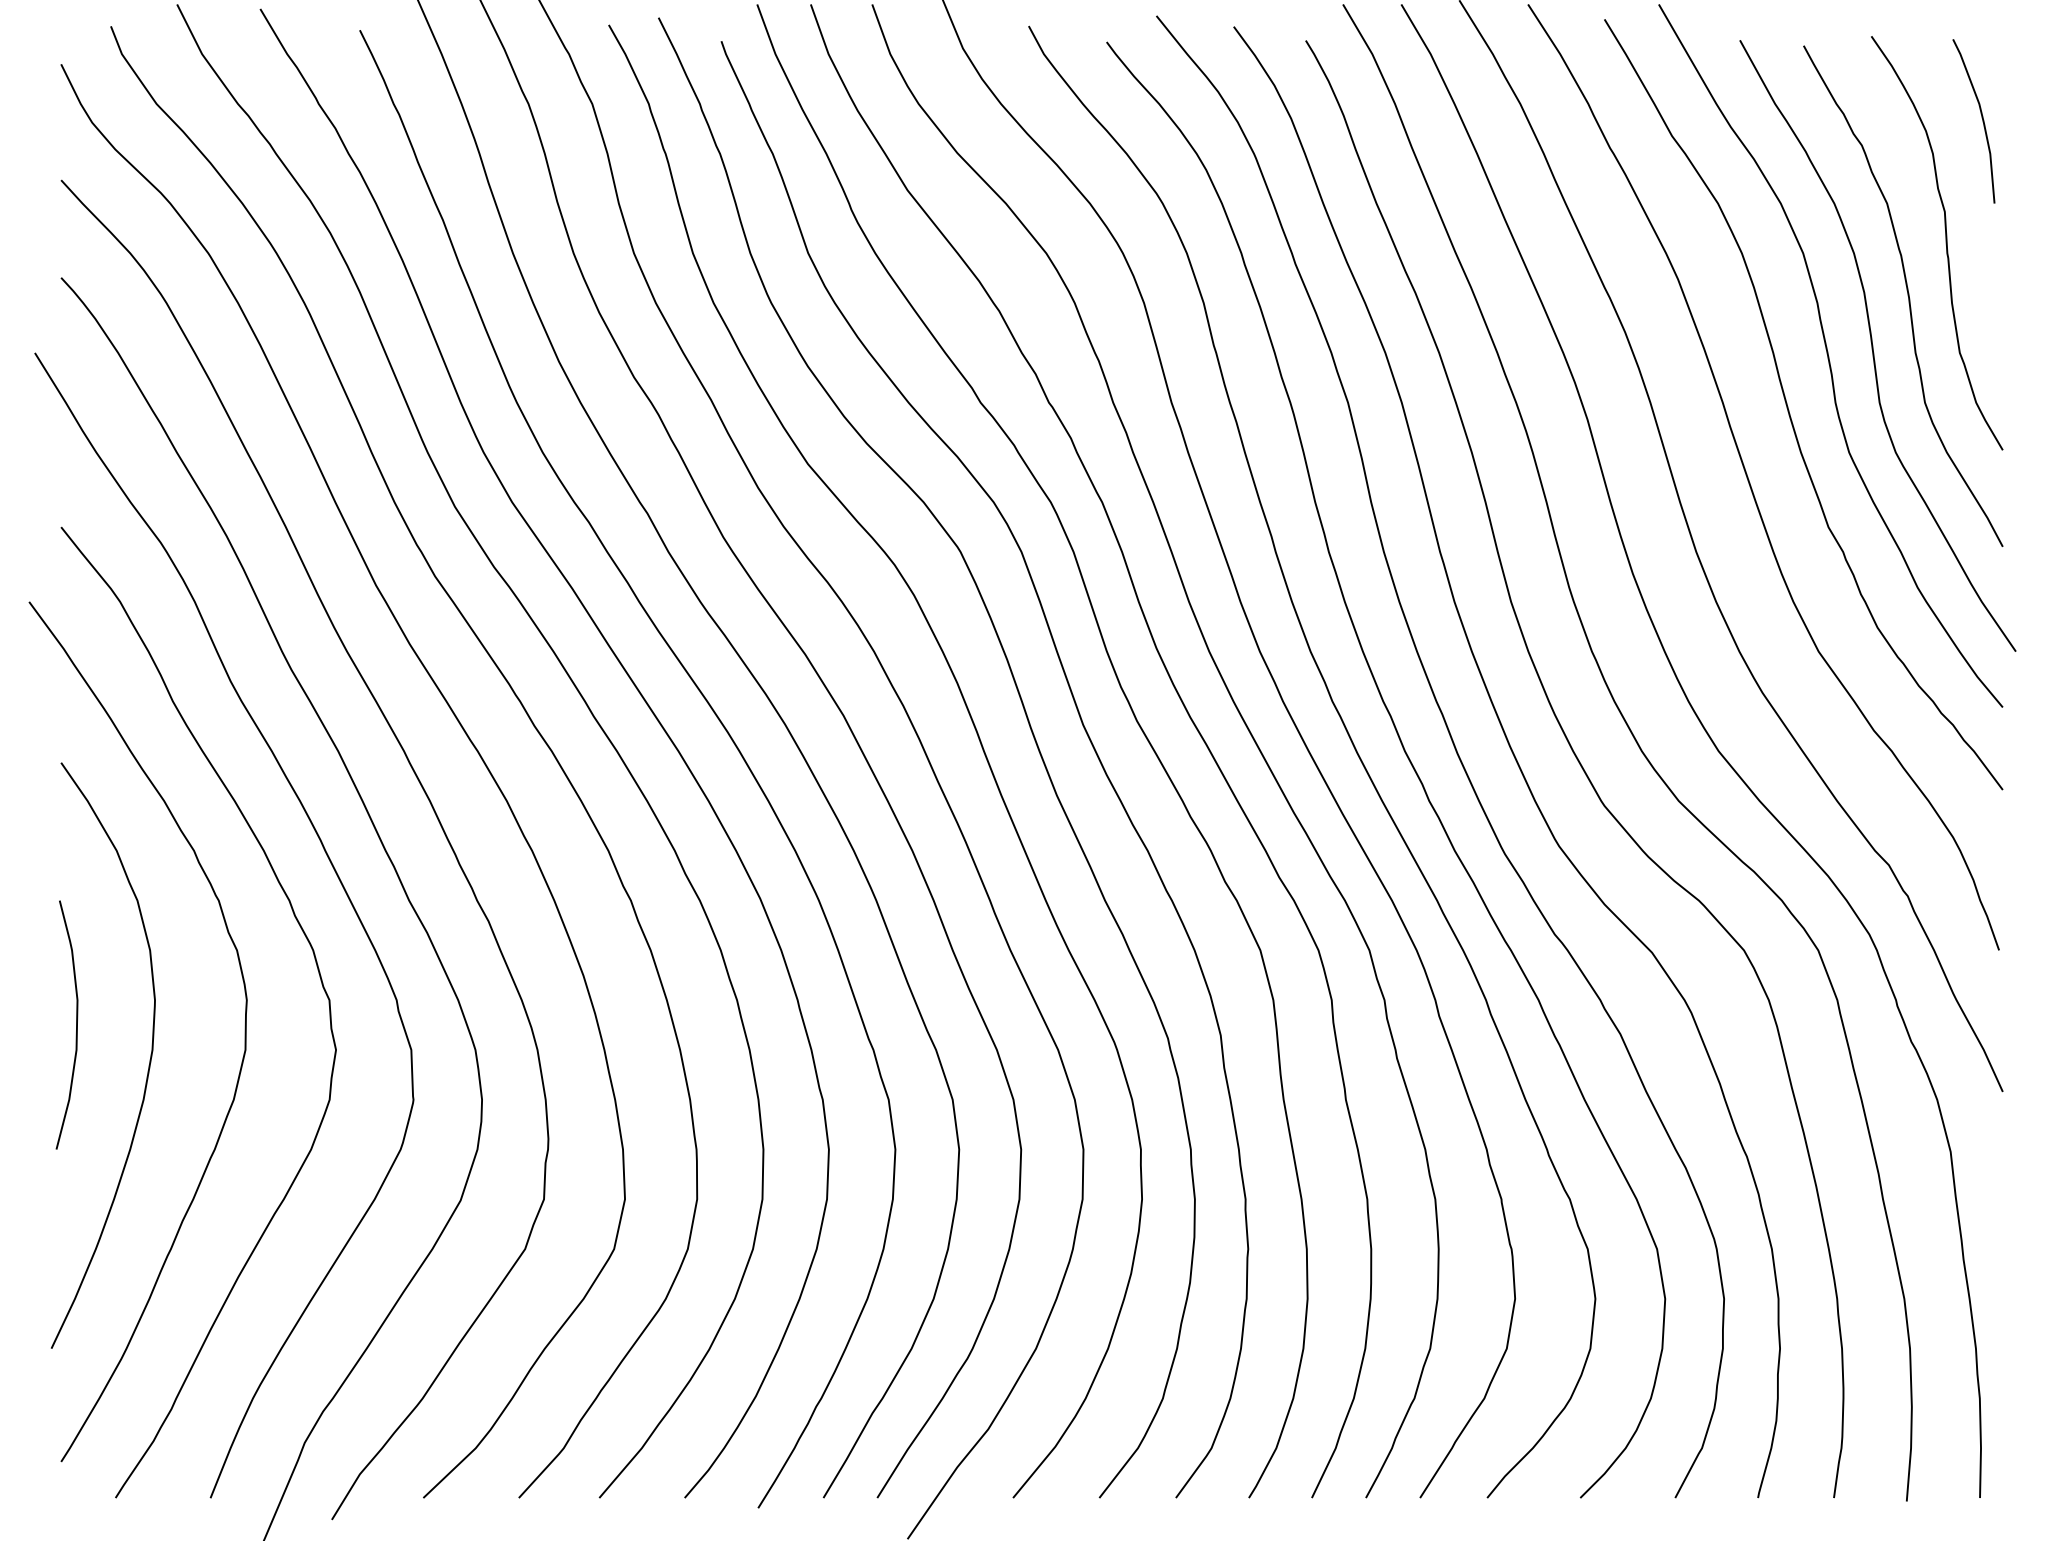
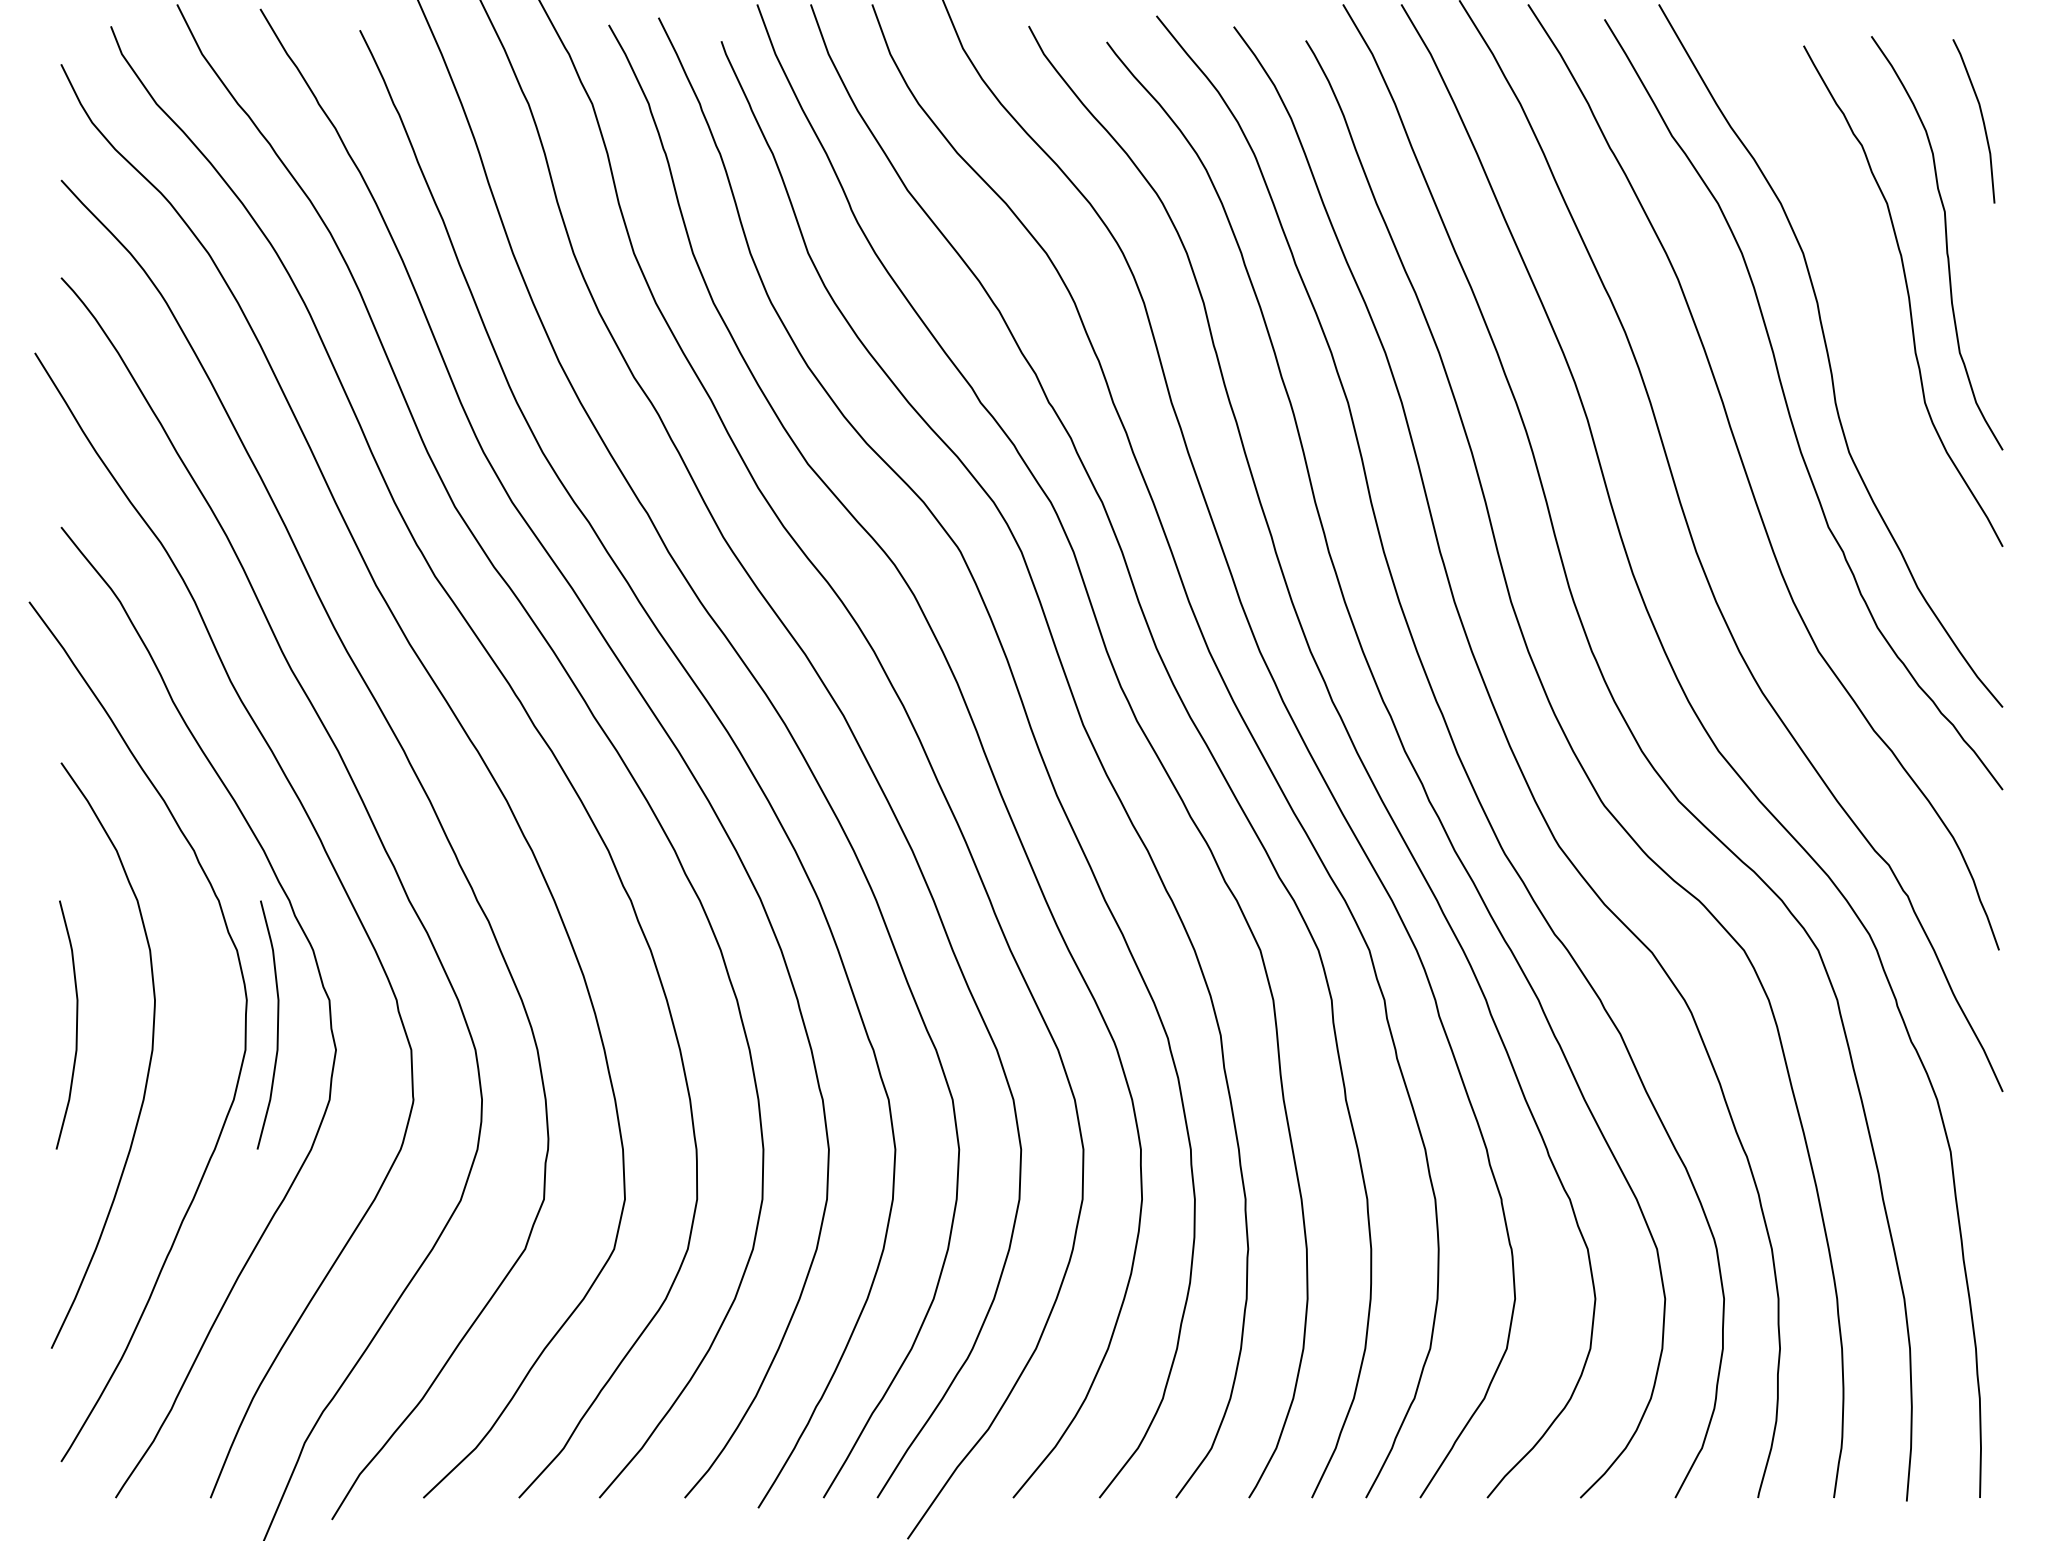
curve: present -> none (1873, 345)
curve: none -> present (277, 1024)
